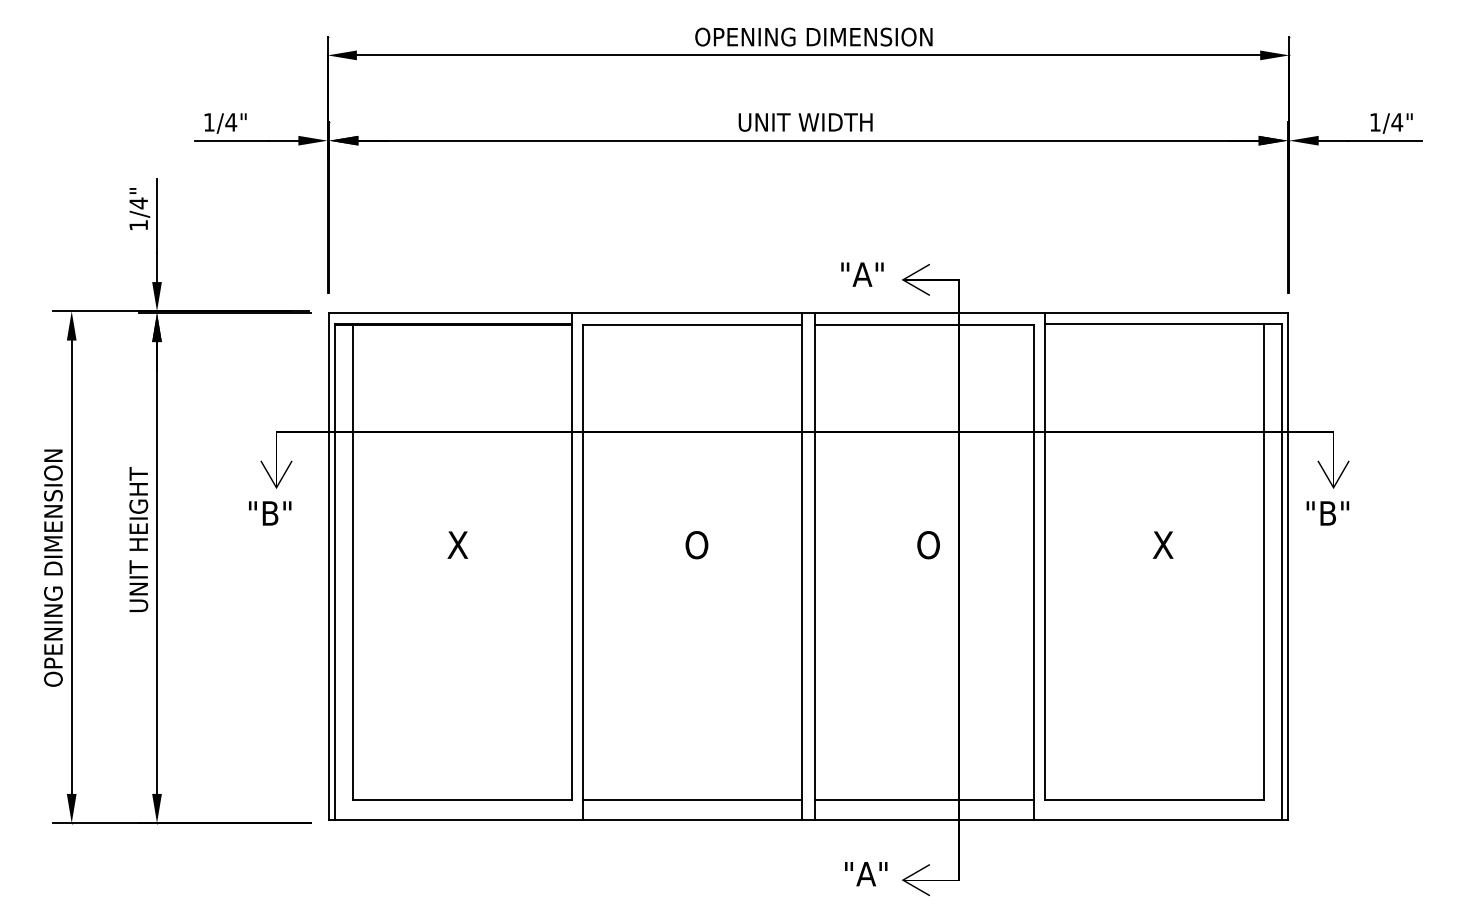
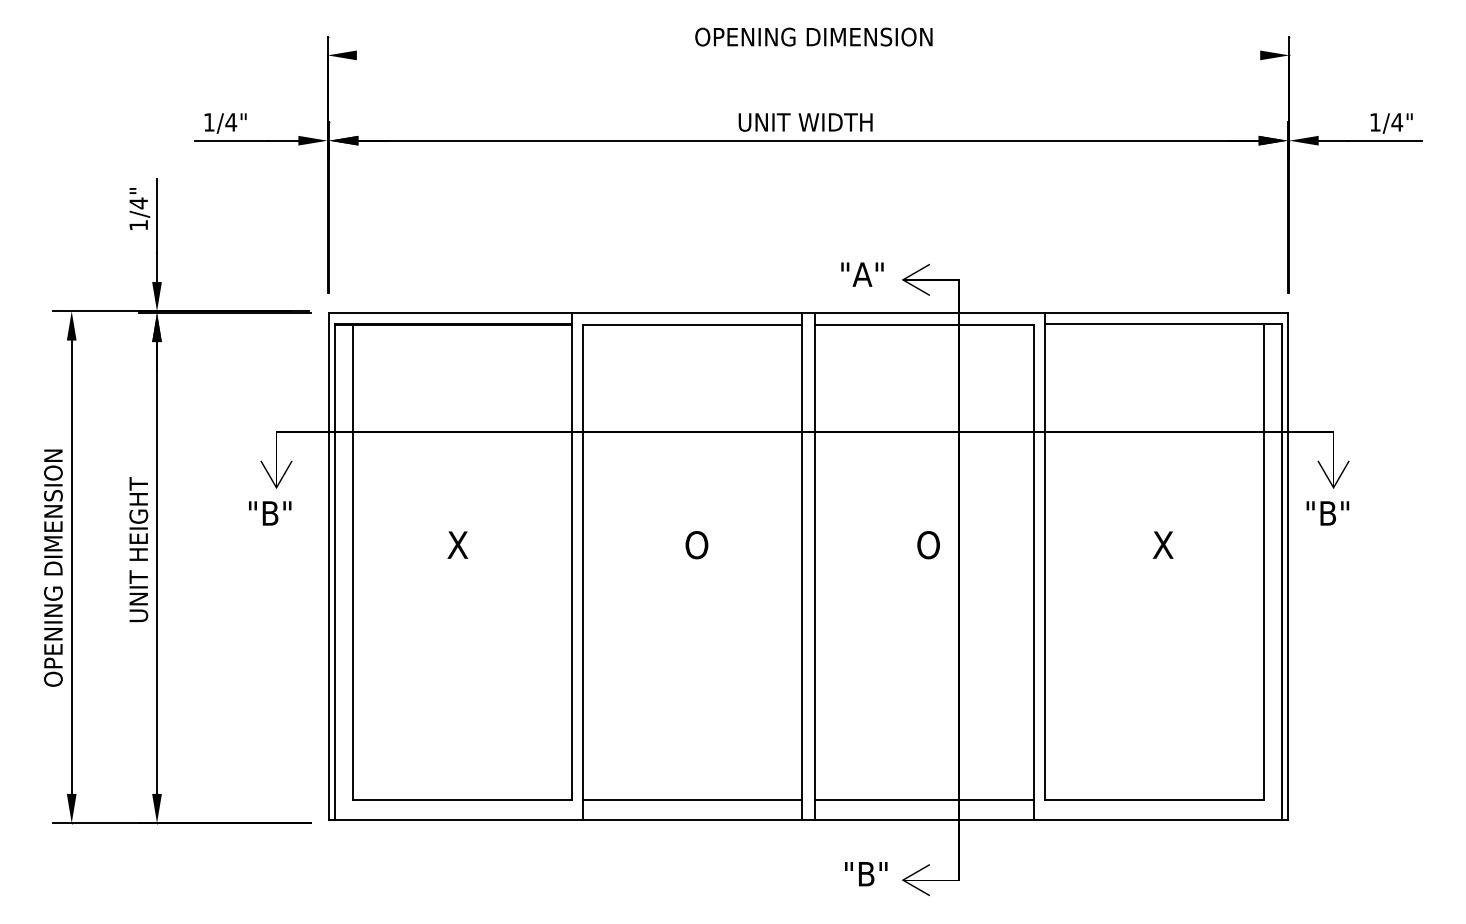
line: present -> none (808, 55)
text position: (138, 539) -> (138, 549) (138, 549)
text: "A" -> "B" (865, 874)
